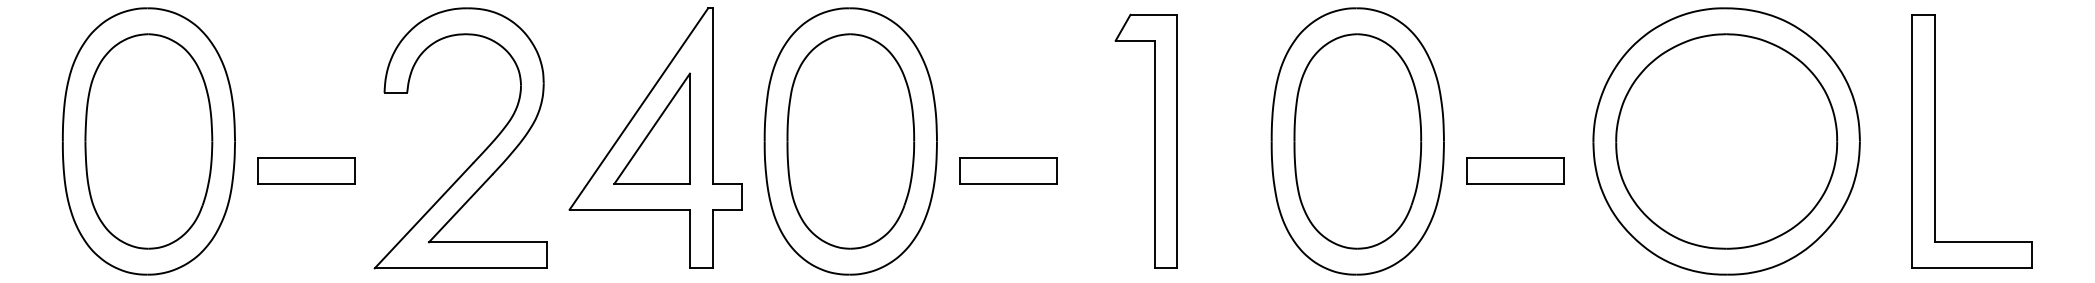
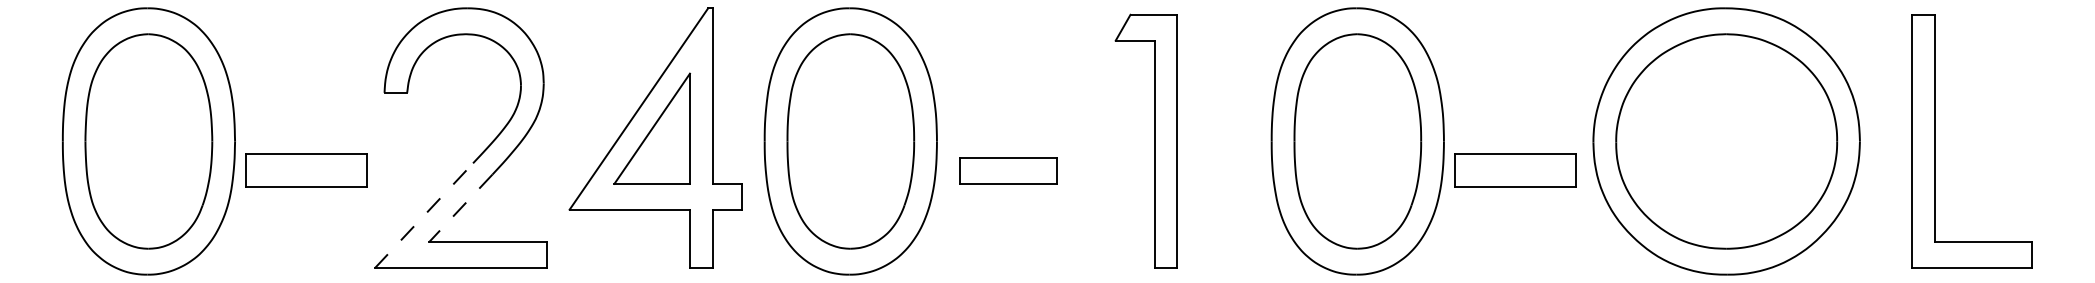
part size: 99x28 px -> 123x35 px (306, 170)
part size: 99x28 px -> 123x35 px (1515, 170)
line: solid -> dashed (460, 208)
line: solid -> dashed (423, 215)
